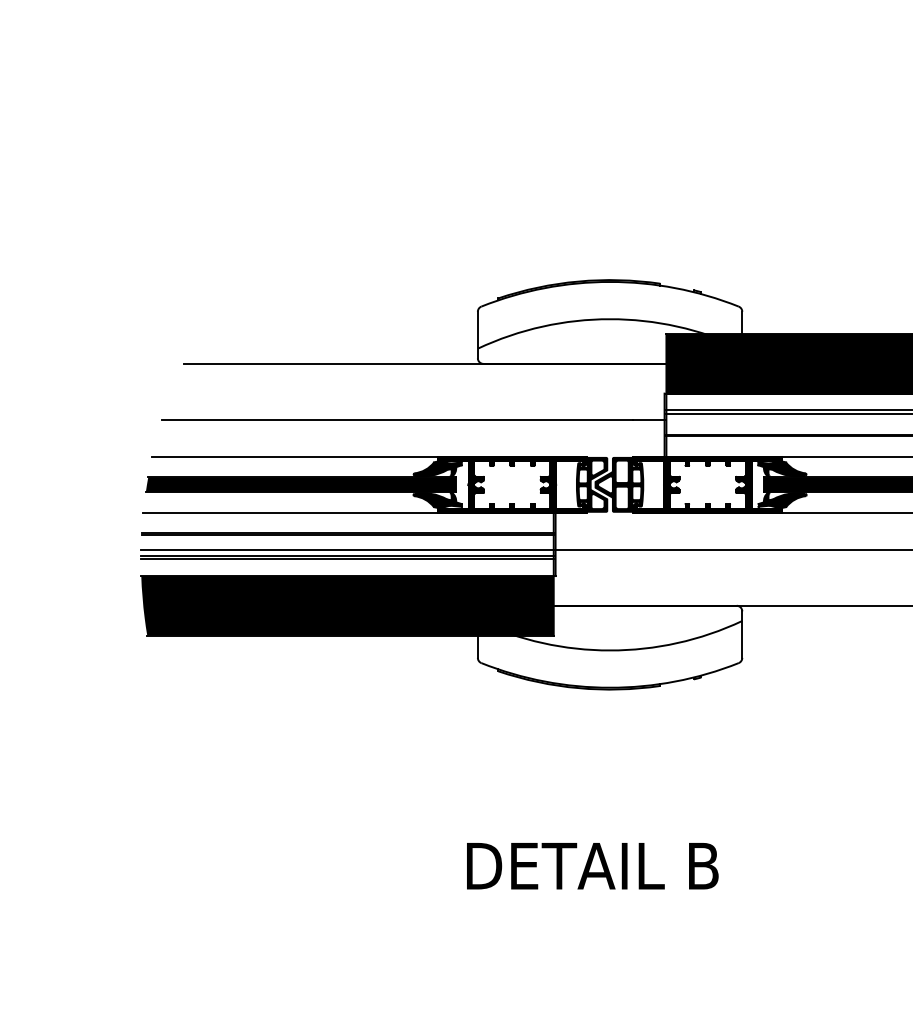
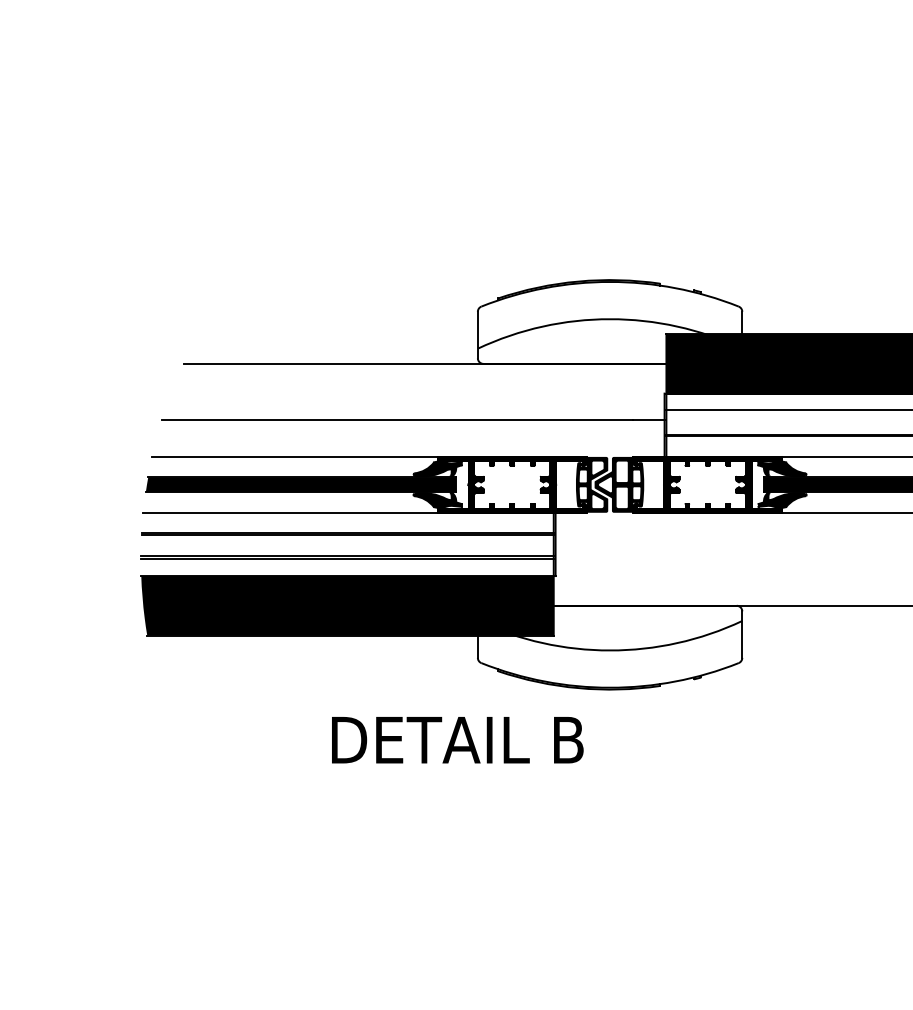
line: present -> none (787, 414)
line: present -> none (525, 549)
text position: (592, 866) -> (457, 740) (457, 740)
